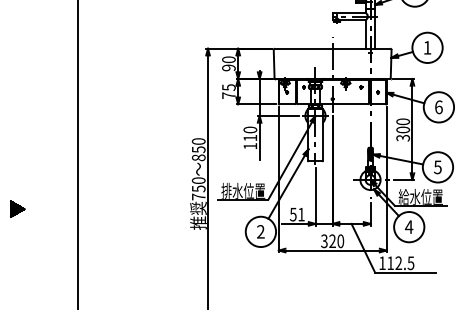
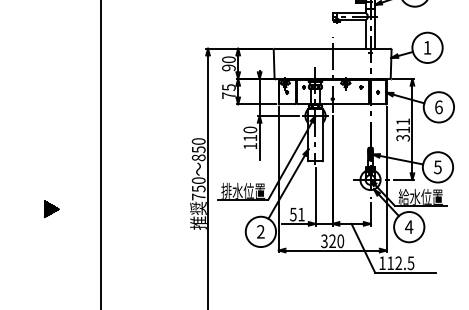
text: 300 -> 311 (403, 125)
line position: (78, 154) -> (101, 154) (101, 154)
part position: (17, 208) -> (51, 208) (51, 208)
